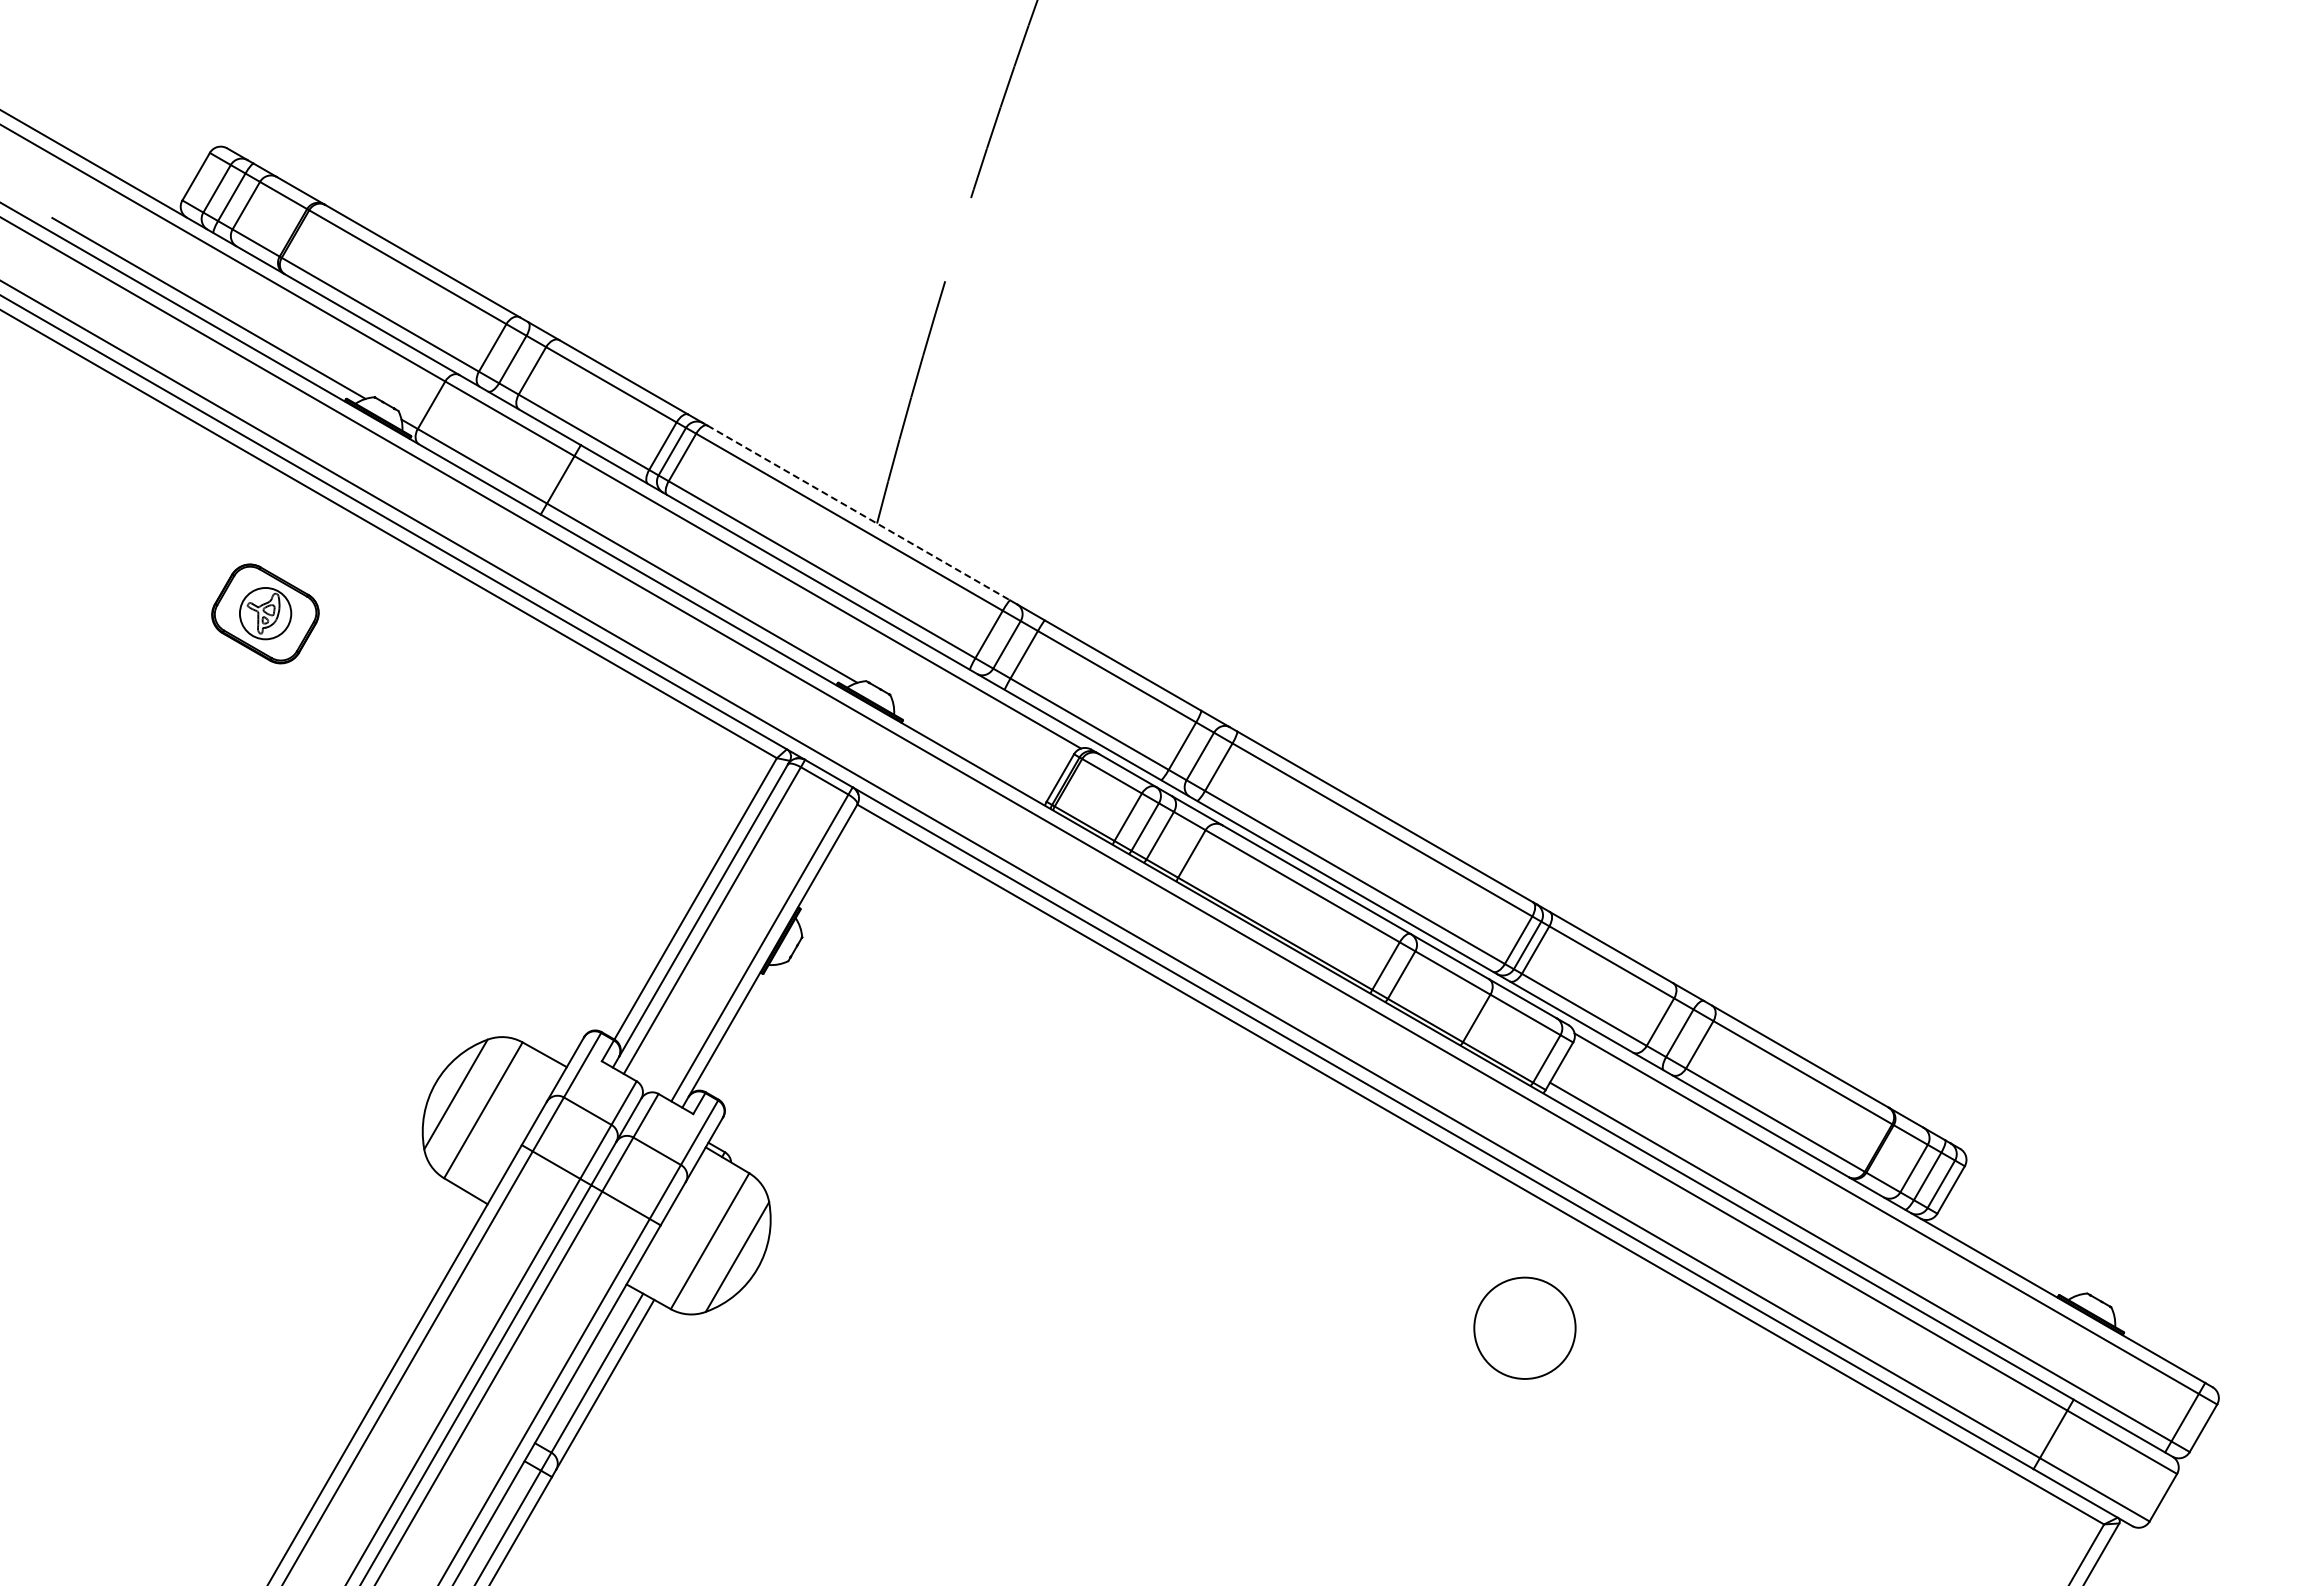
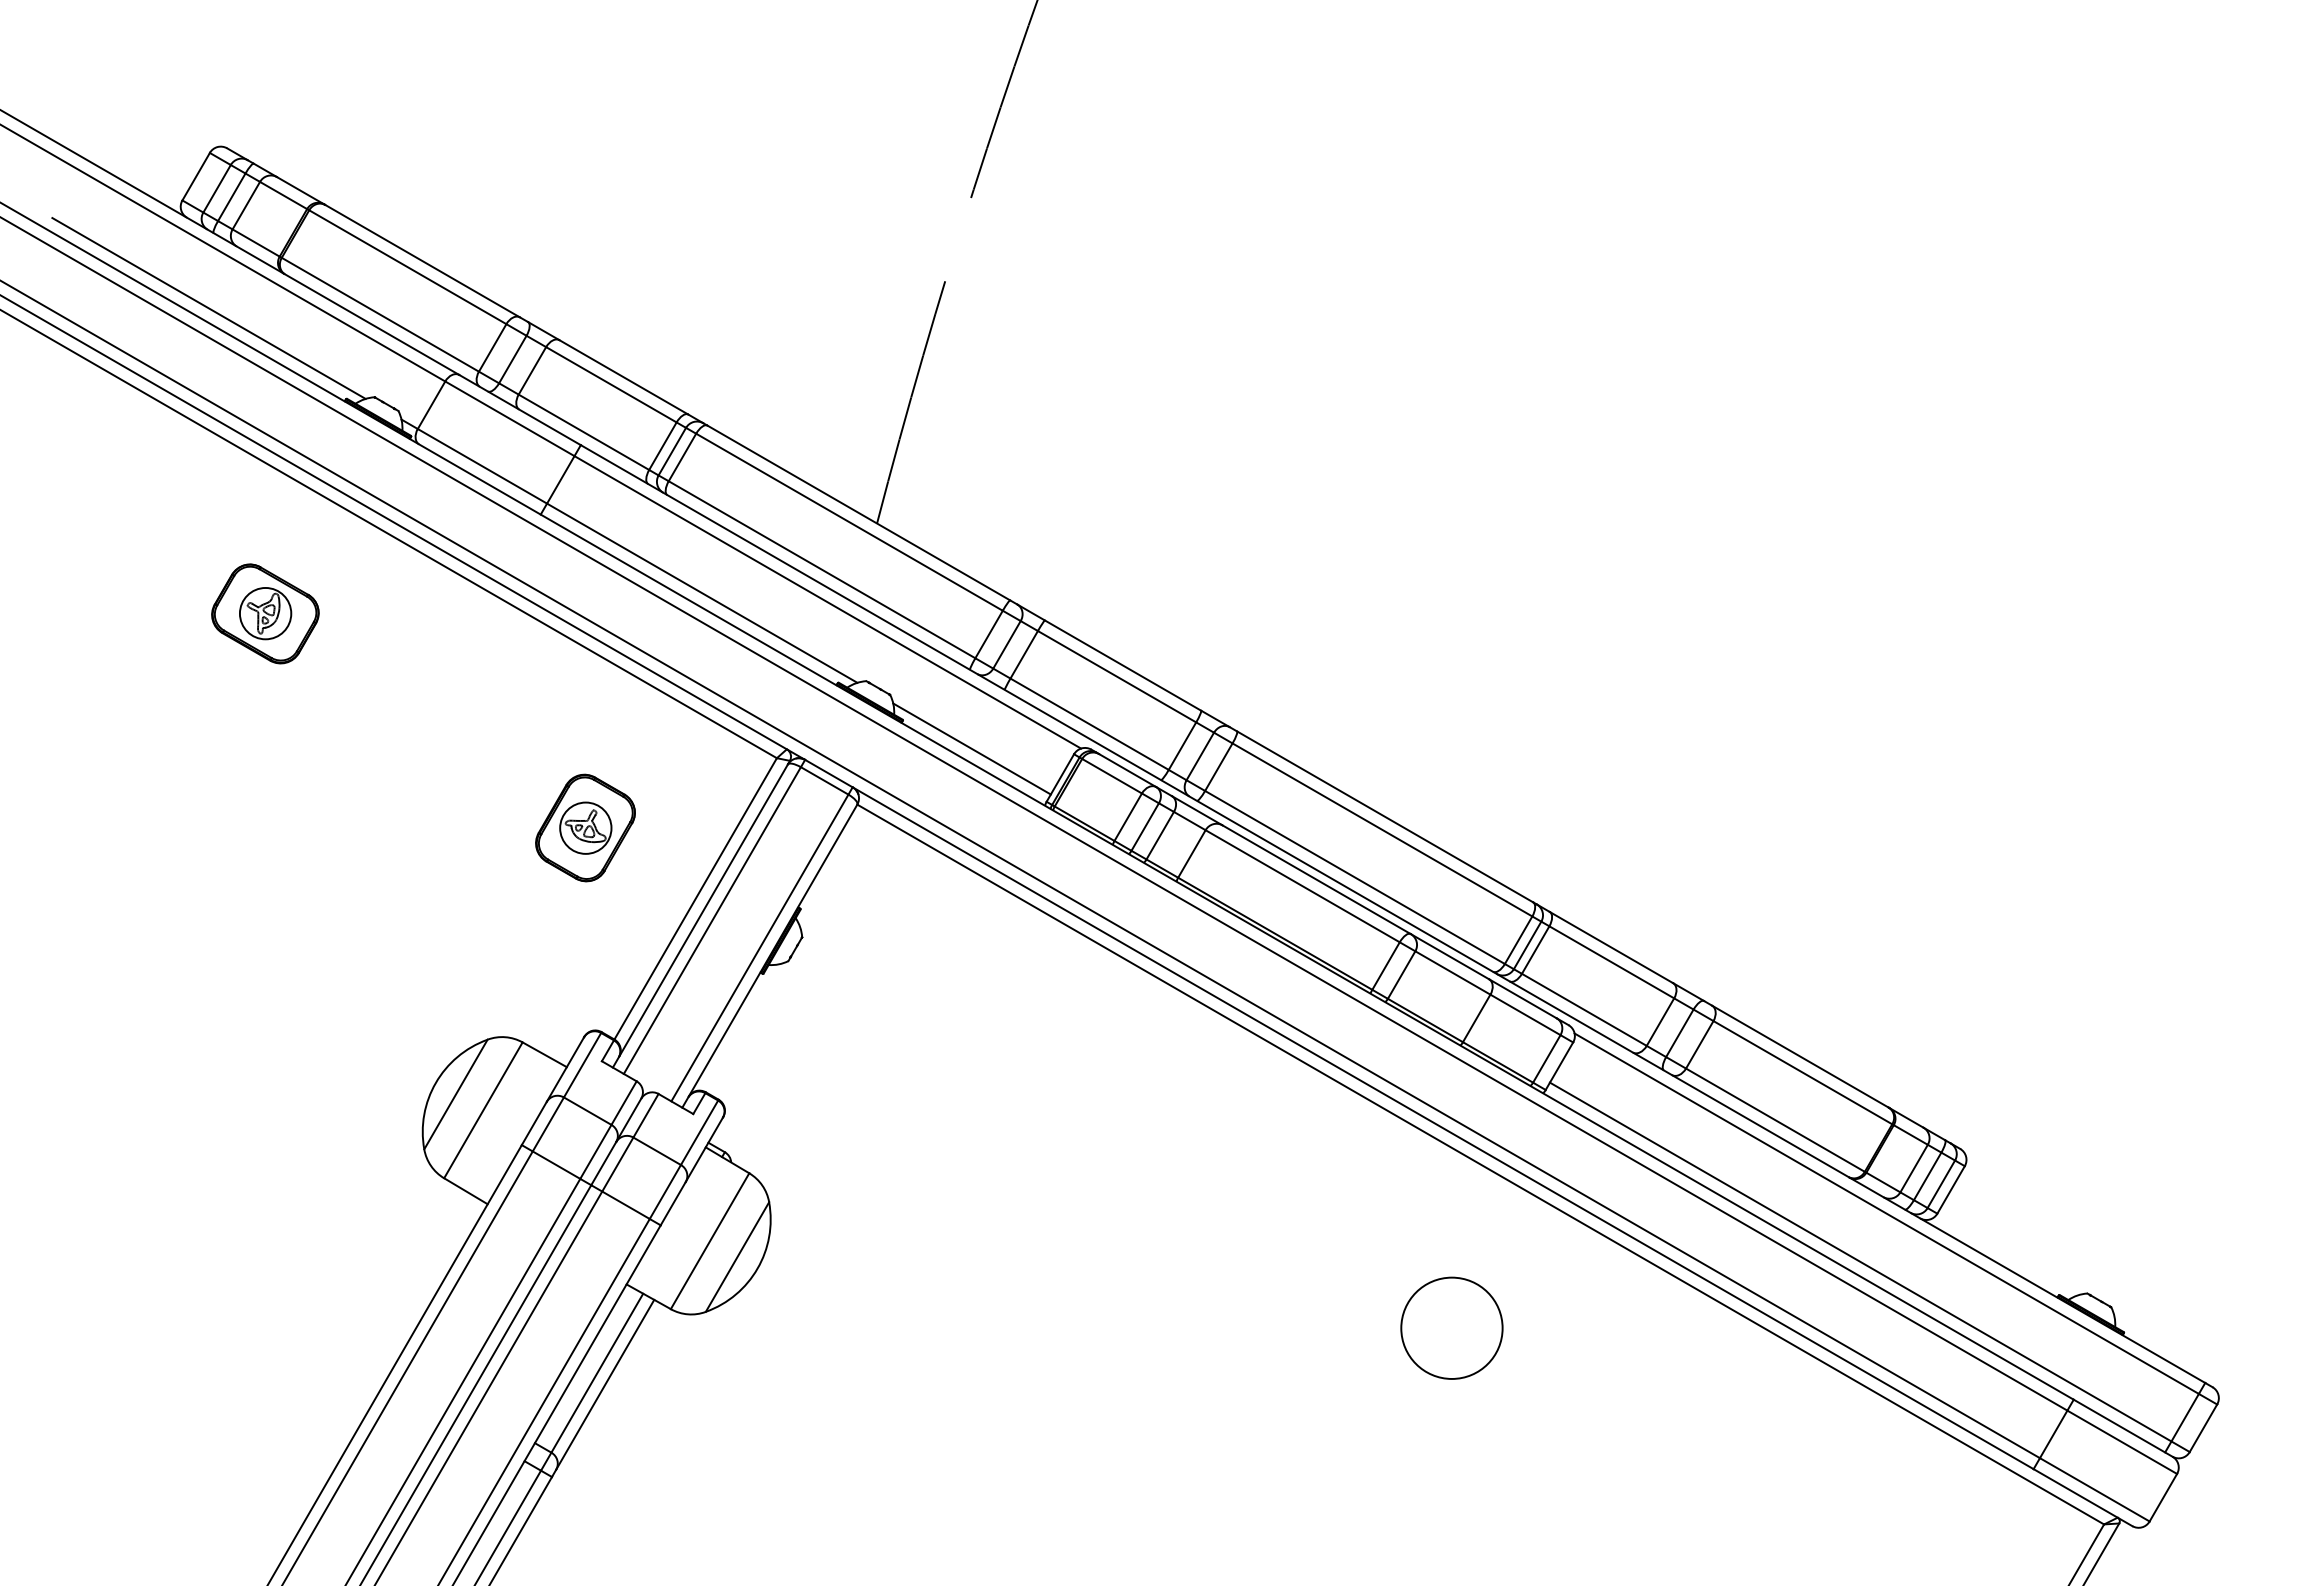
line: dashed -> solid (858, 512)
line: none -> present (971, 748)
part: none -> present (585, 827)
circle position: (1524, 1327) -> (1451, 1327) (1451, 1327)
